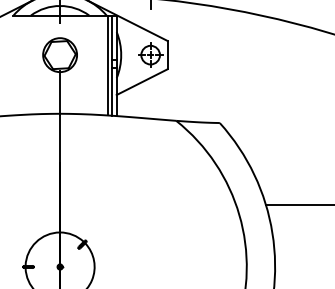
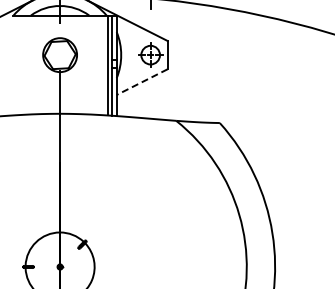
line: solid -> dashed (142, 82)
line: present -> none (298, 204)
